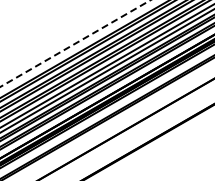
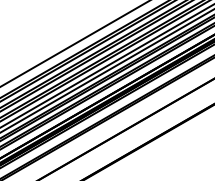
line: dashed -> solid (75, 43)
